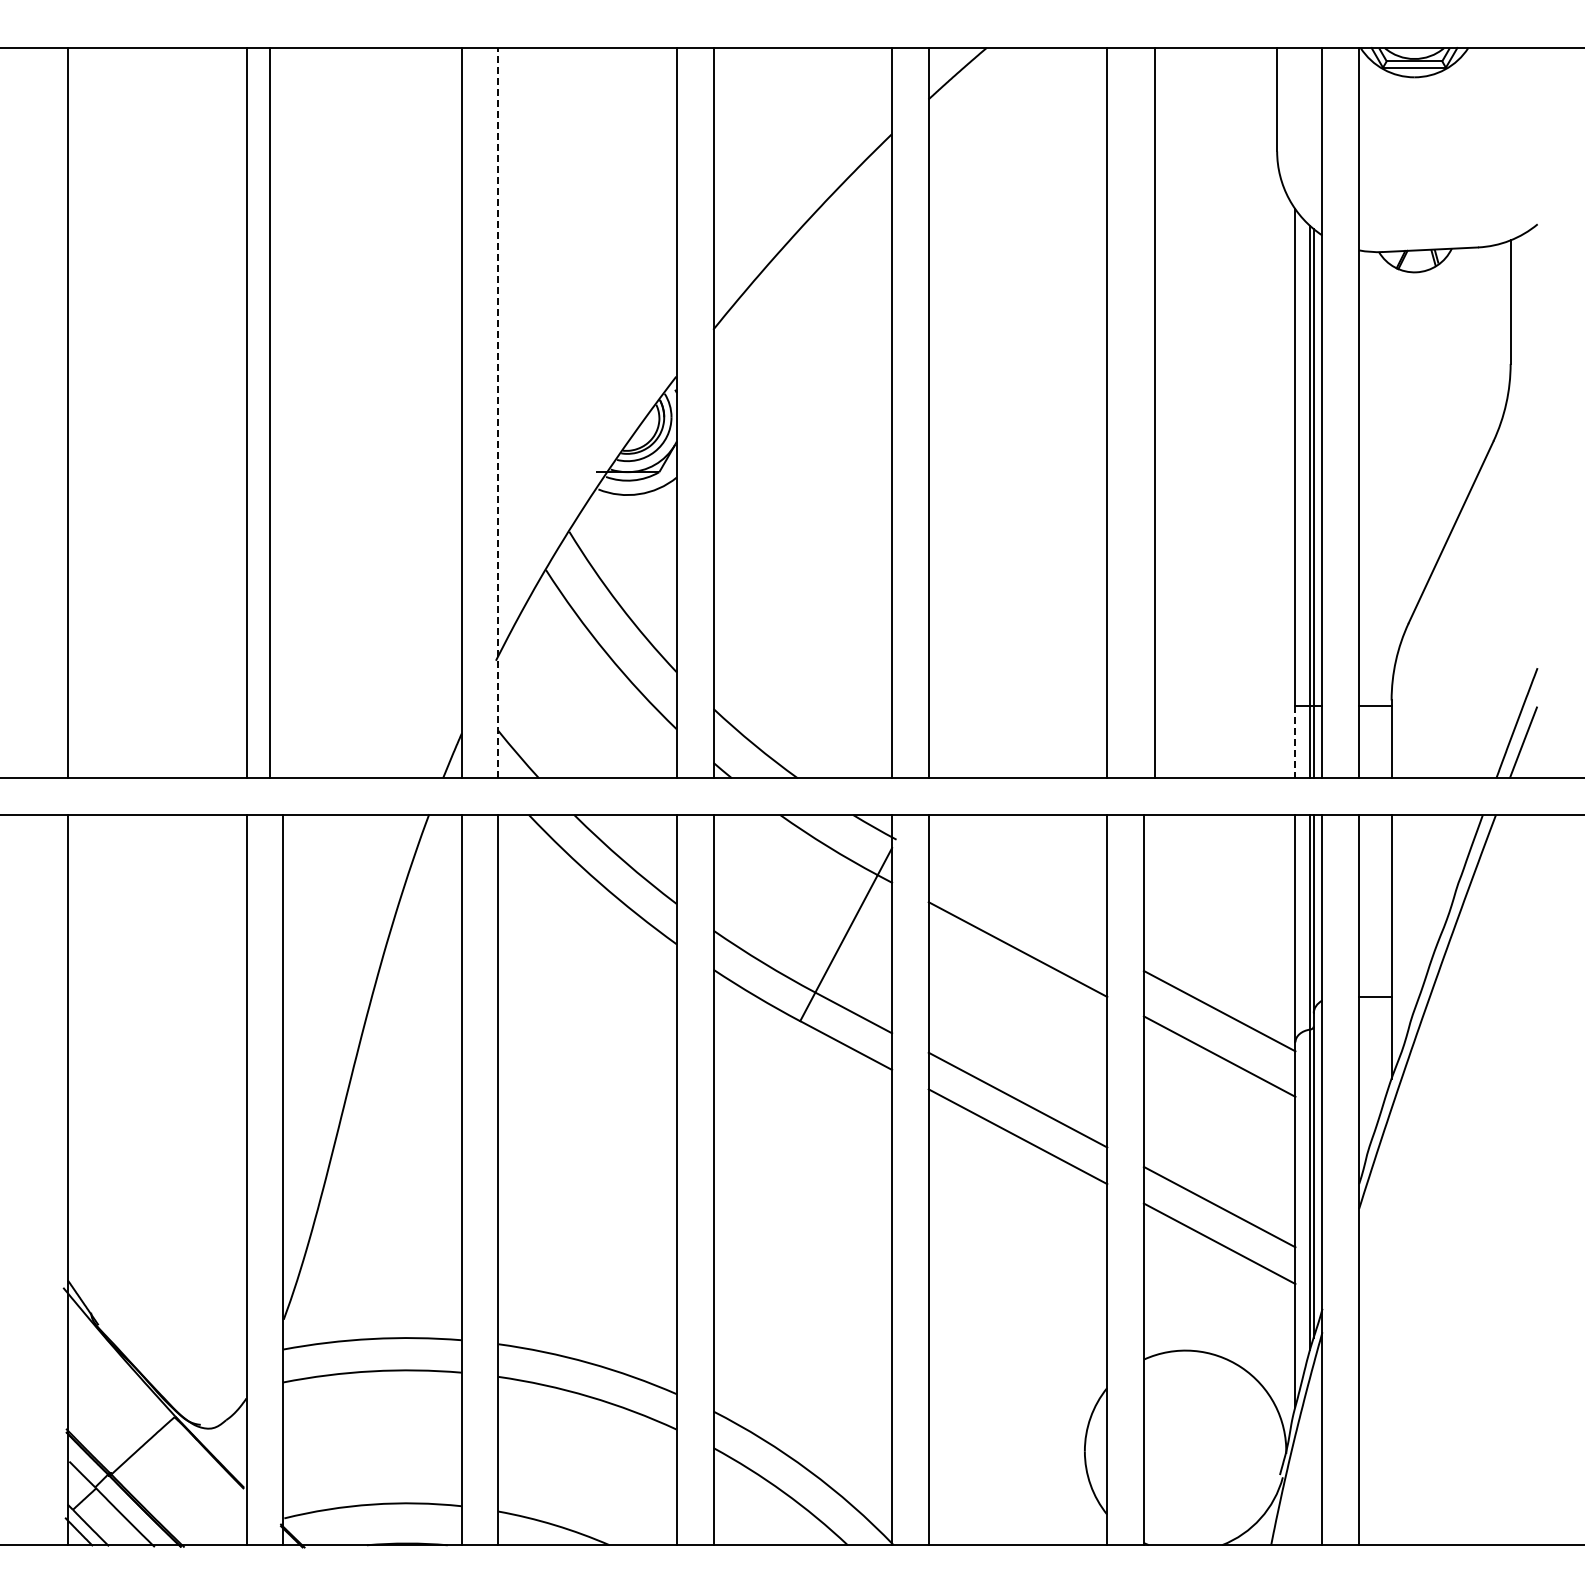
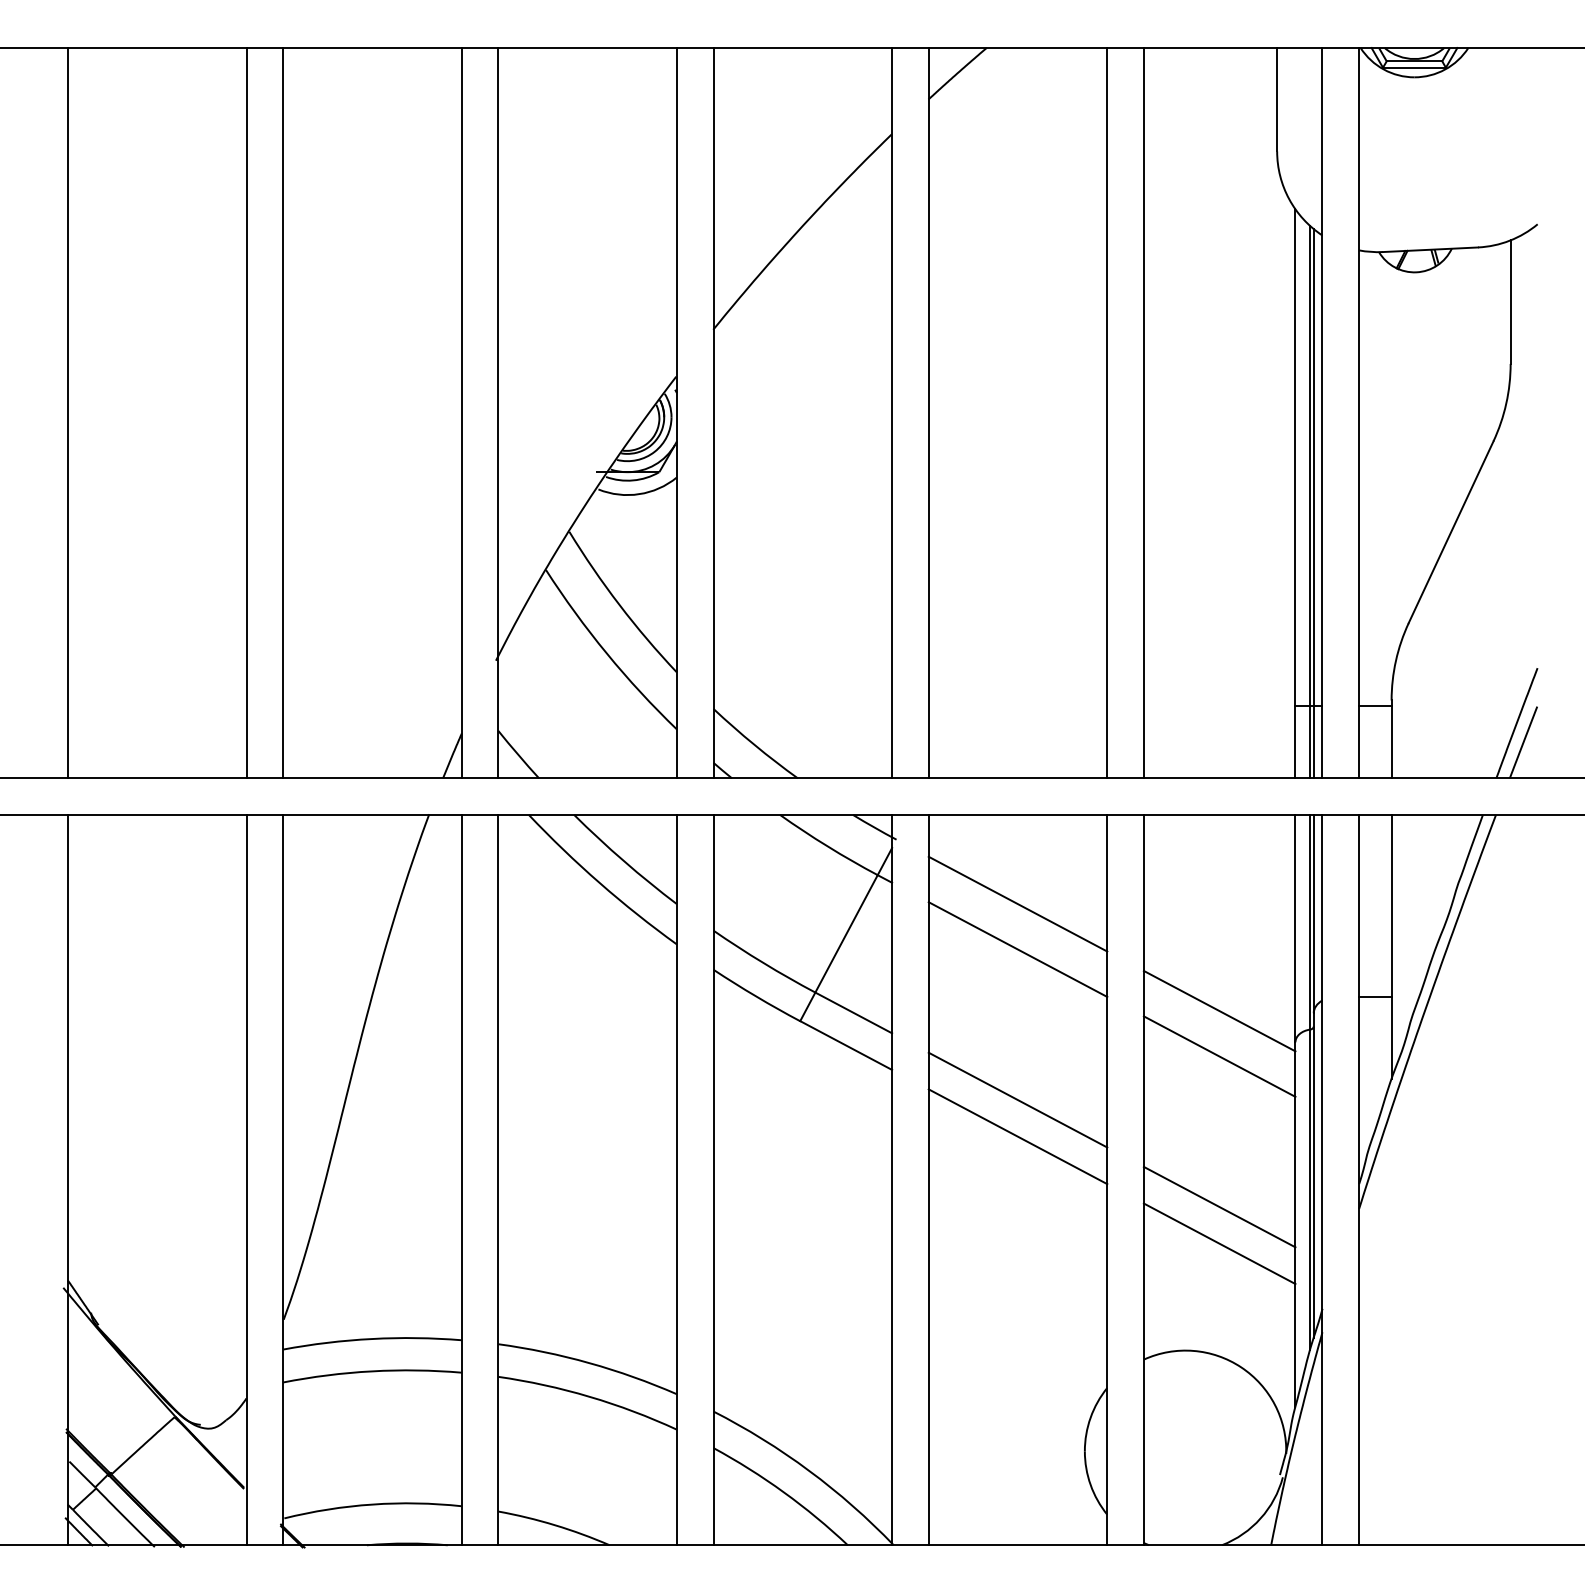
line: dashed -> solid (498, 412)
line position: (270, 413) -> (283, 413) (283, 413)
line position: (1154, 413) -> (1143, 413) (1143, 413)
line: dashed -> solid (1295, 742)
line: none -> present (1017, 903)
